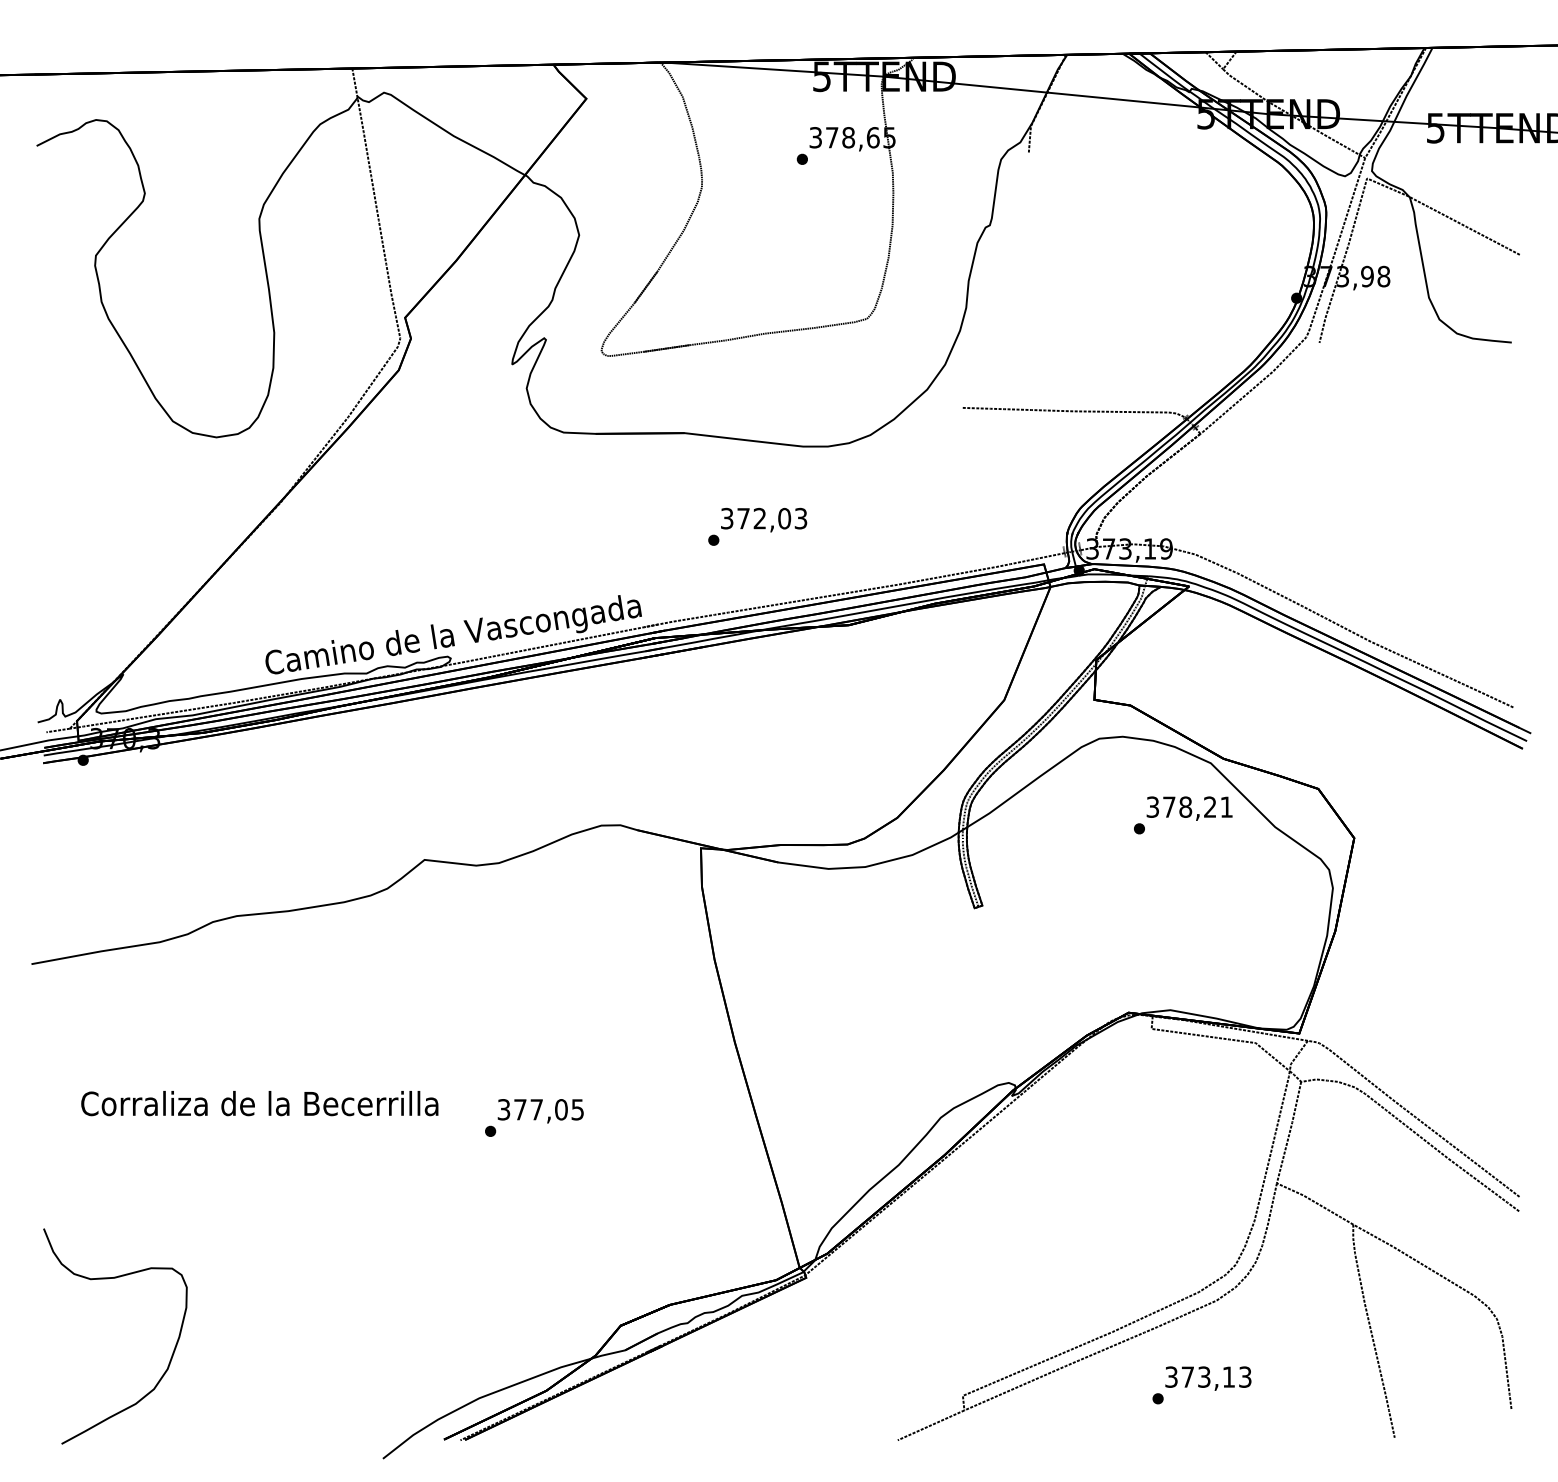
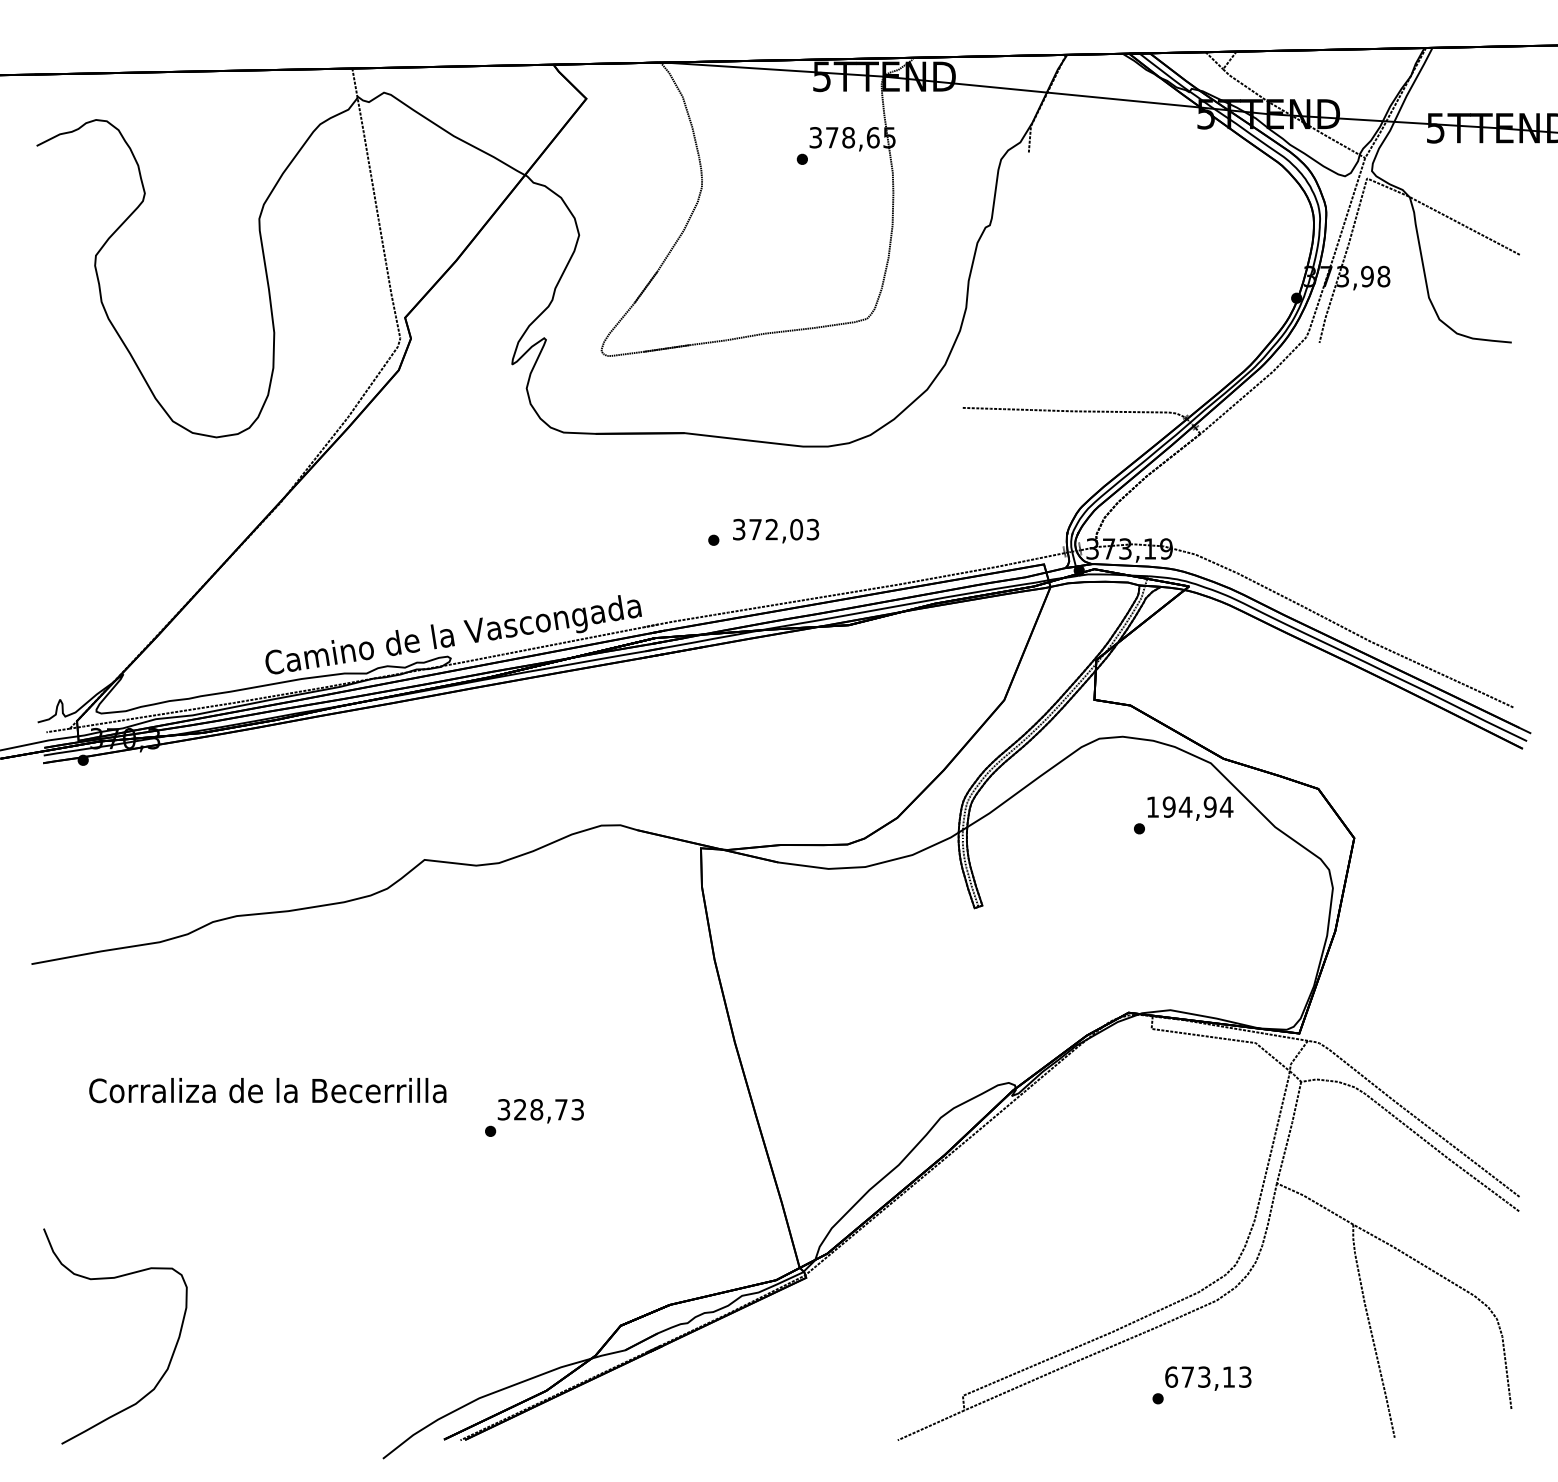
text position: (764, 519) -> (776, 530) (776, 530)
text: 378,21 -> 194,94 (1189, 806)
text position: (259, 1103) -> (267, 1090) (267, 1090)
text: 377,05 -> 328,73 (548, 1109)
text: 373,13 -> 673,13 (1171, 1376)
